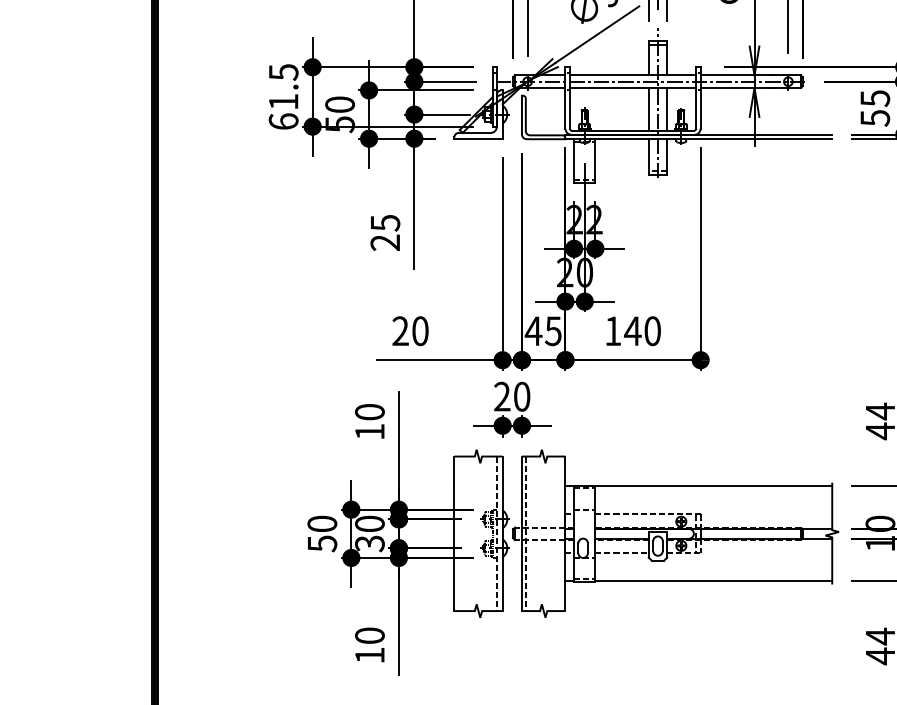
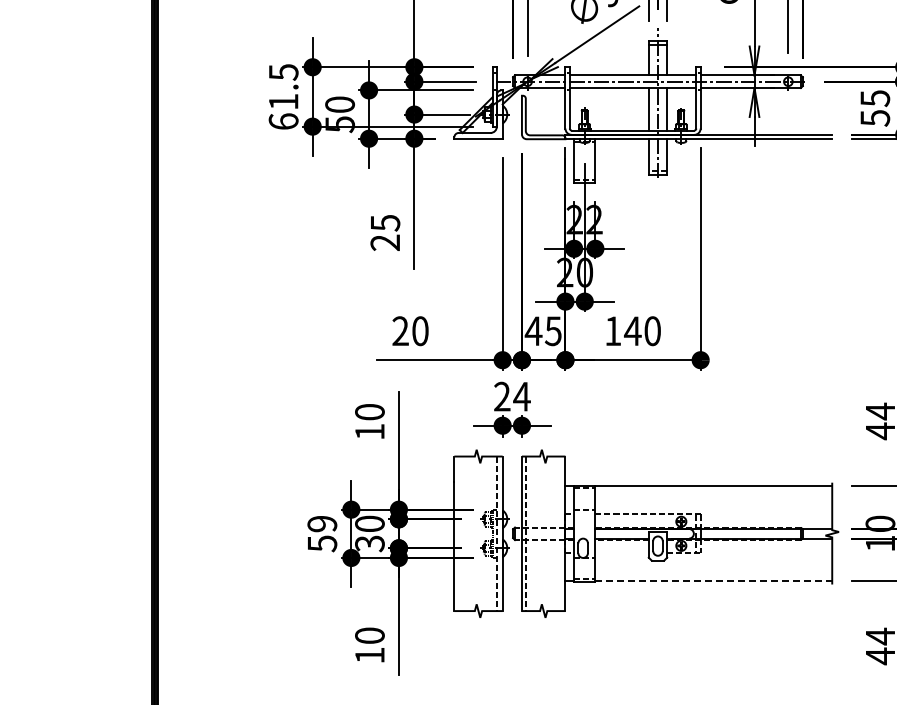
text: 20 -> 24 (521, 396)
text: 50 -> 59 (322, 523)
line: present -> none (621, 553)
line: solid -> dashed (714, 581)
